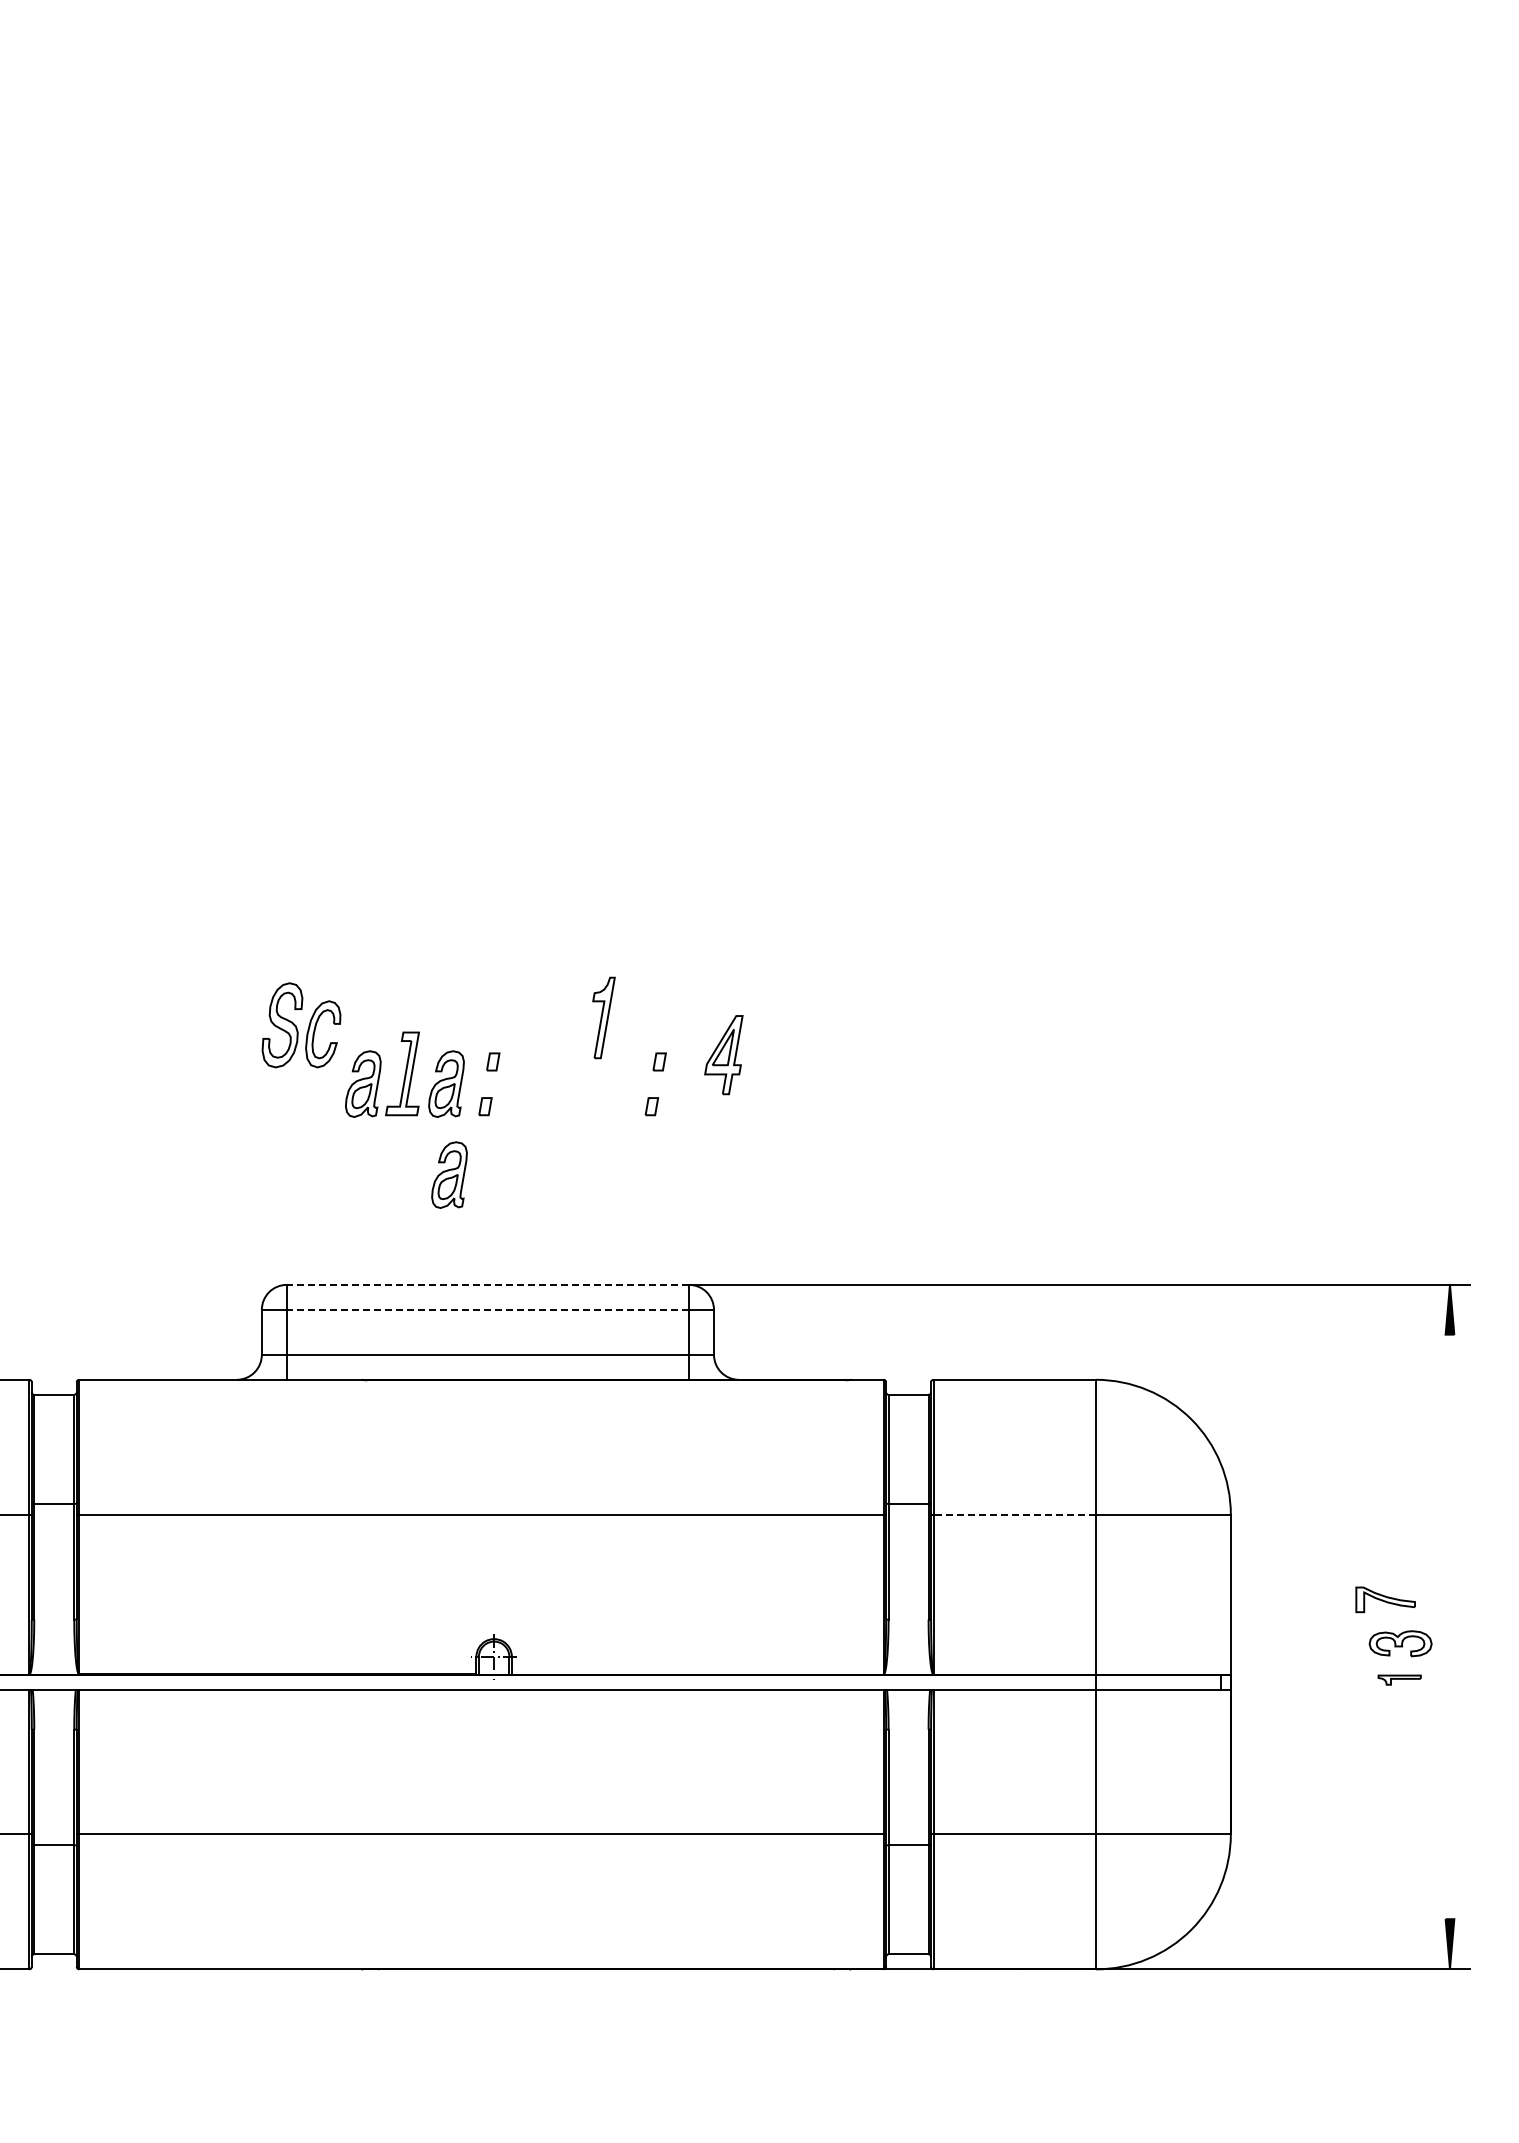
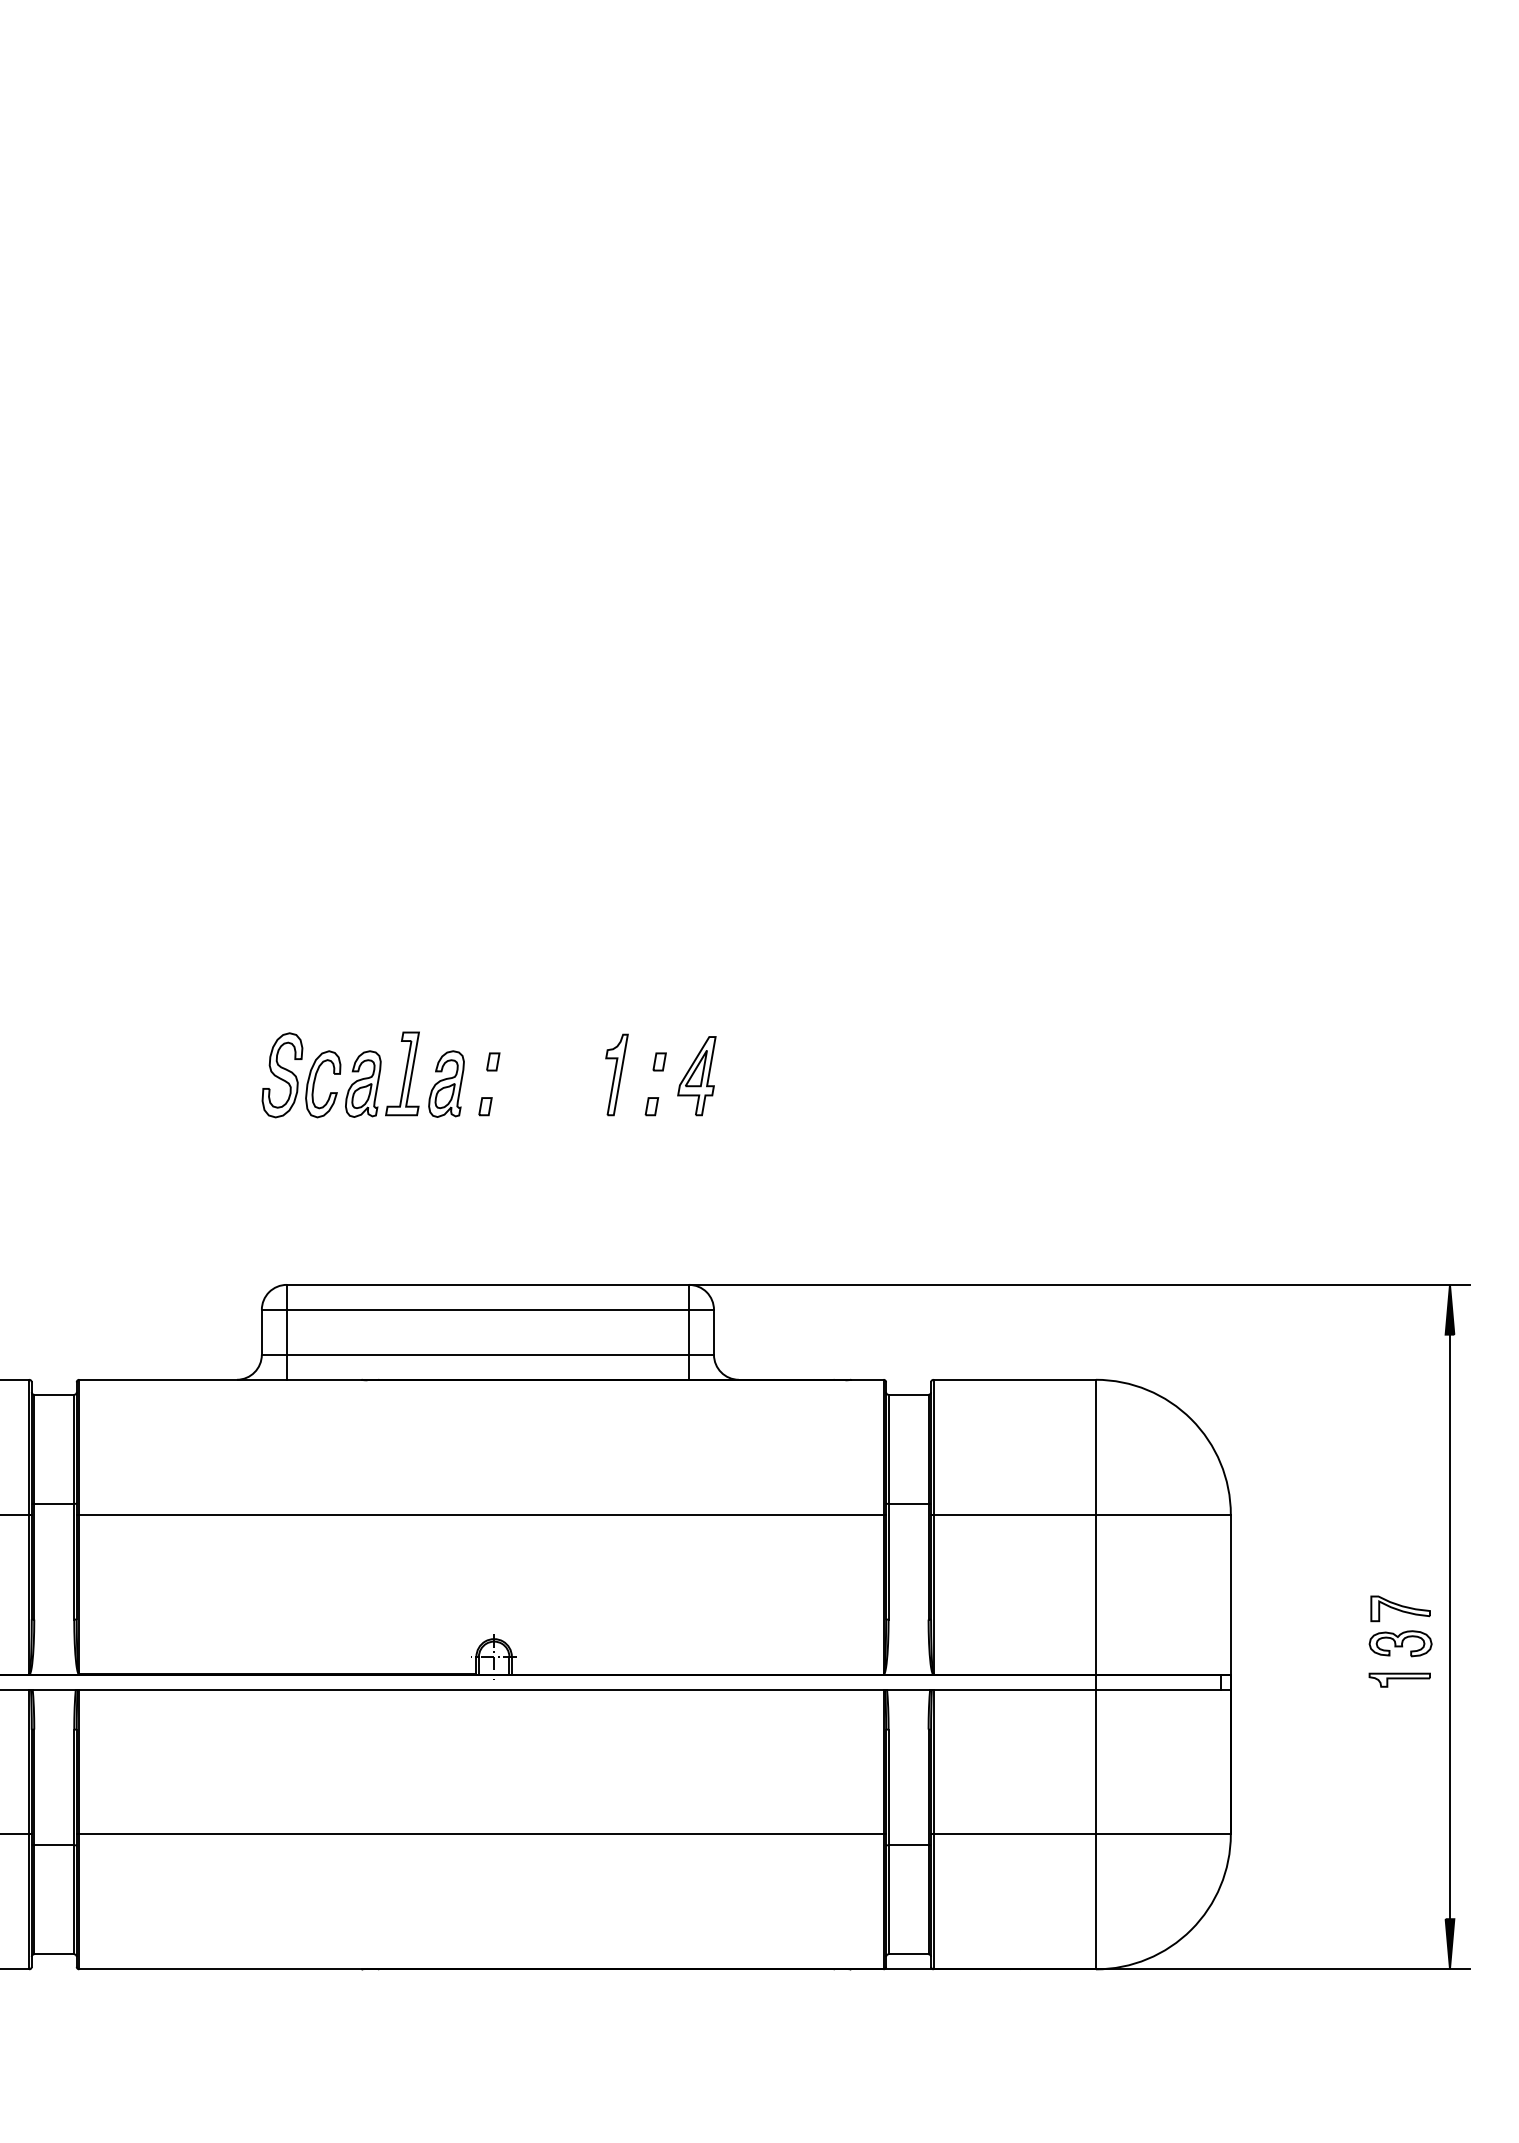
part position: (603, 1017) -> (616, 1074) (616, 1074)
part position: (301, 1025) -> (301, 1075) (301, 1075)
part position: (723, 1055) -> (696, 1076) (696, 1076)
part: present -> none (449, 1174)
line: dashed -> solid (487, 1284)
line: dashed -> solid (487, 1309)
line: dashed -> solid (1014, 1514)
part position: (1385, 1599) -> (1400, 1608) (1400, 1608)
line: none -> present (1449, 1626)
part size: 45x12 px -> 63x16 px (1399, 1679)
